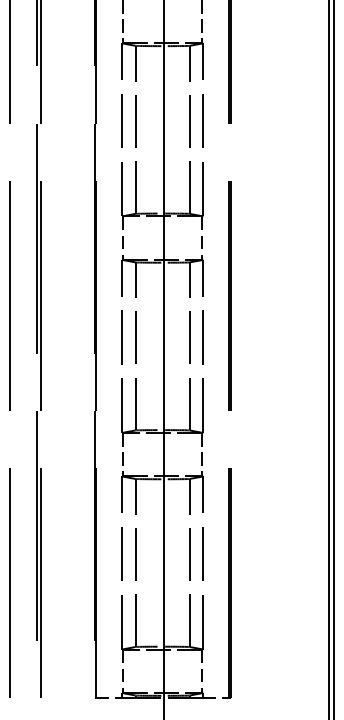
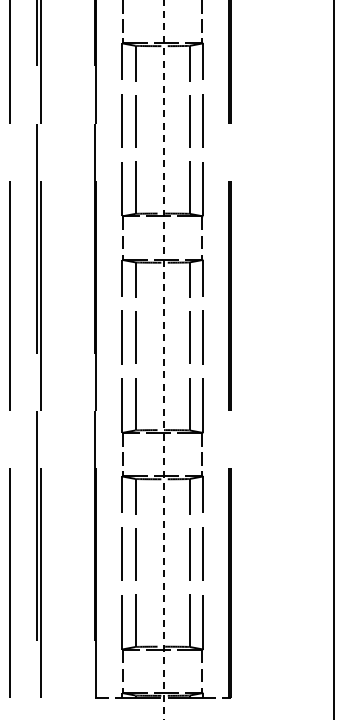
line: solid -> dashed (163, 359)
line: present -> none (328, 359)
